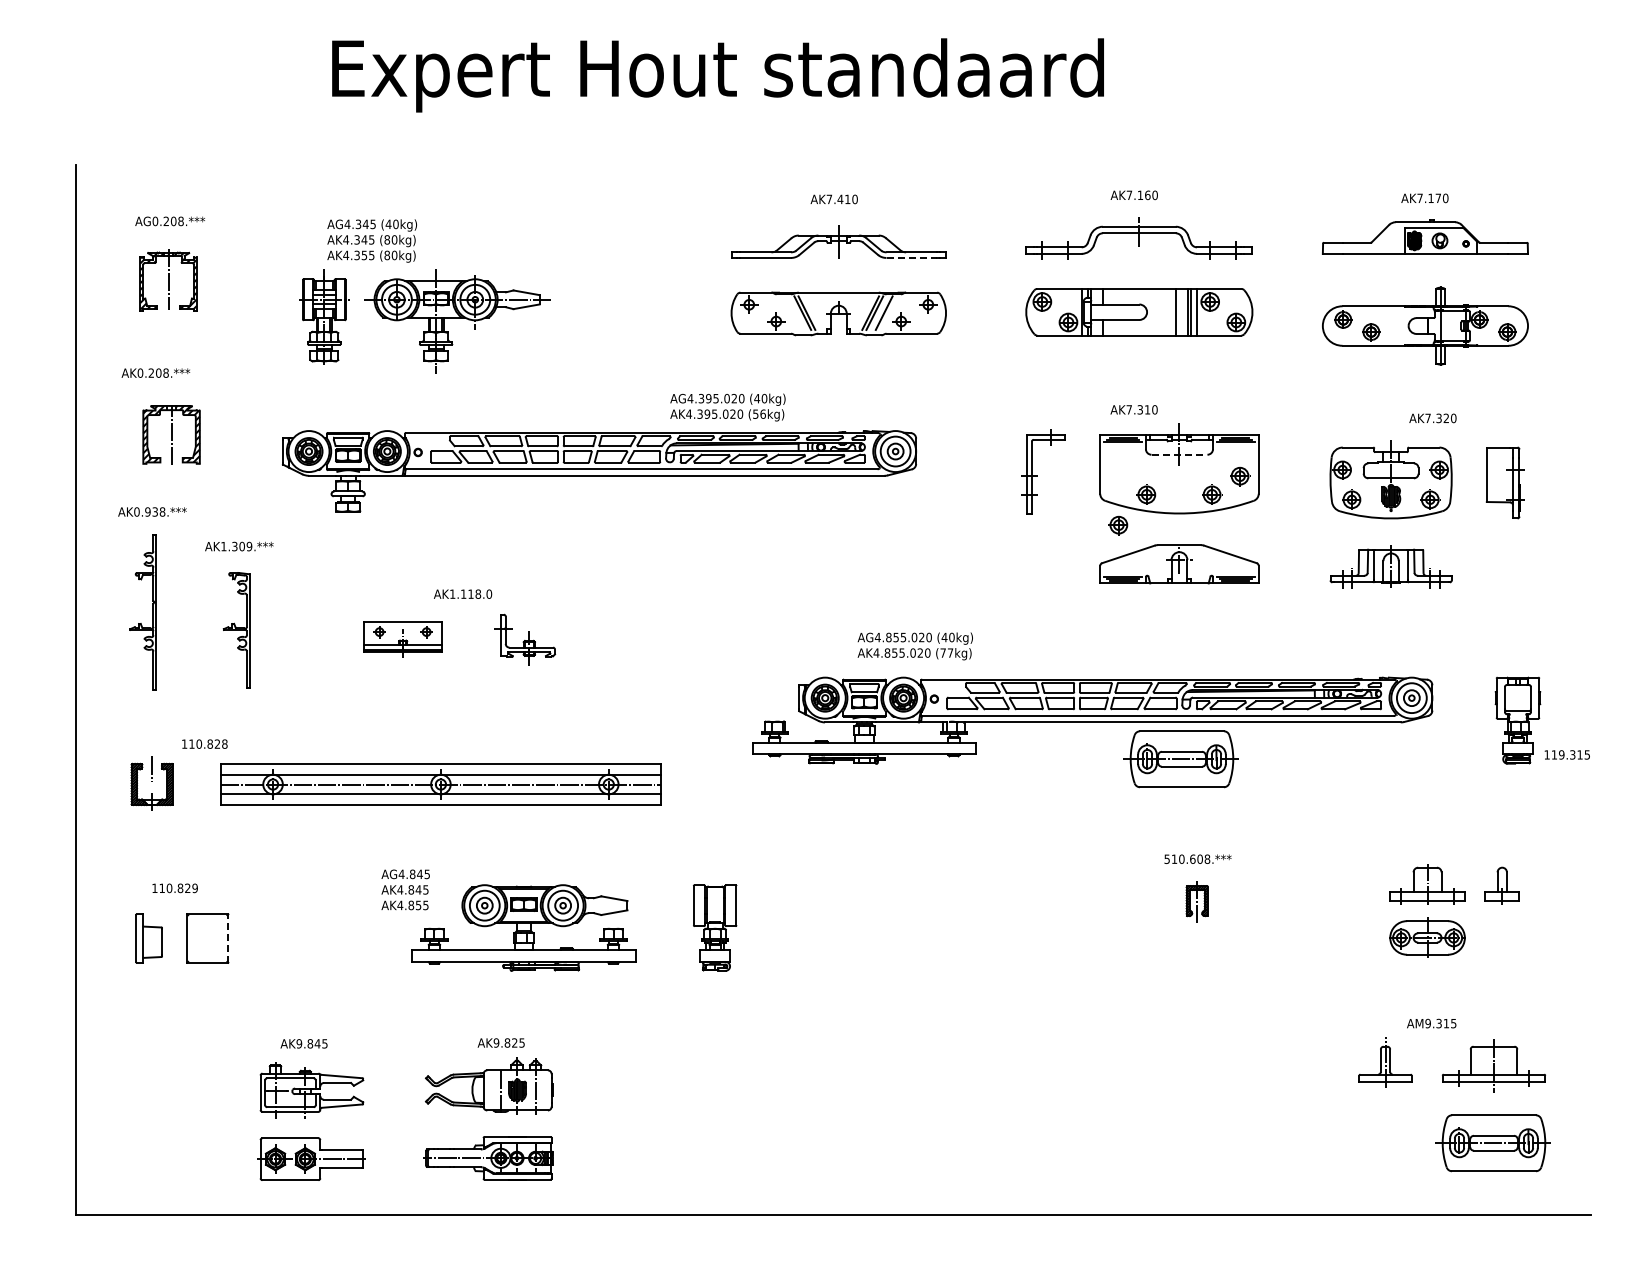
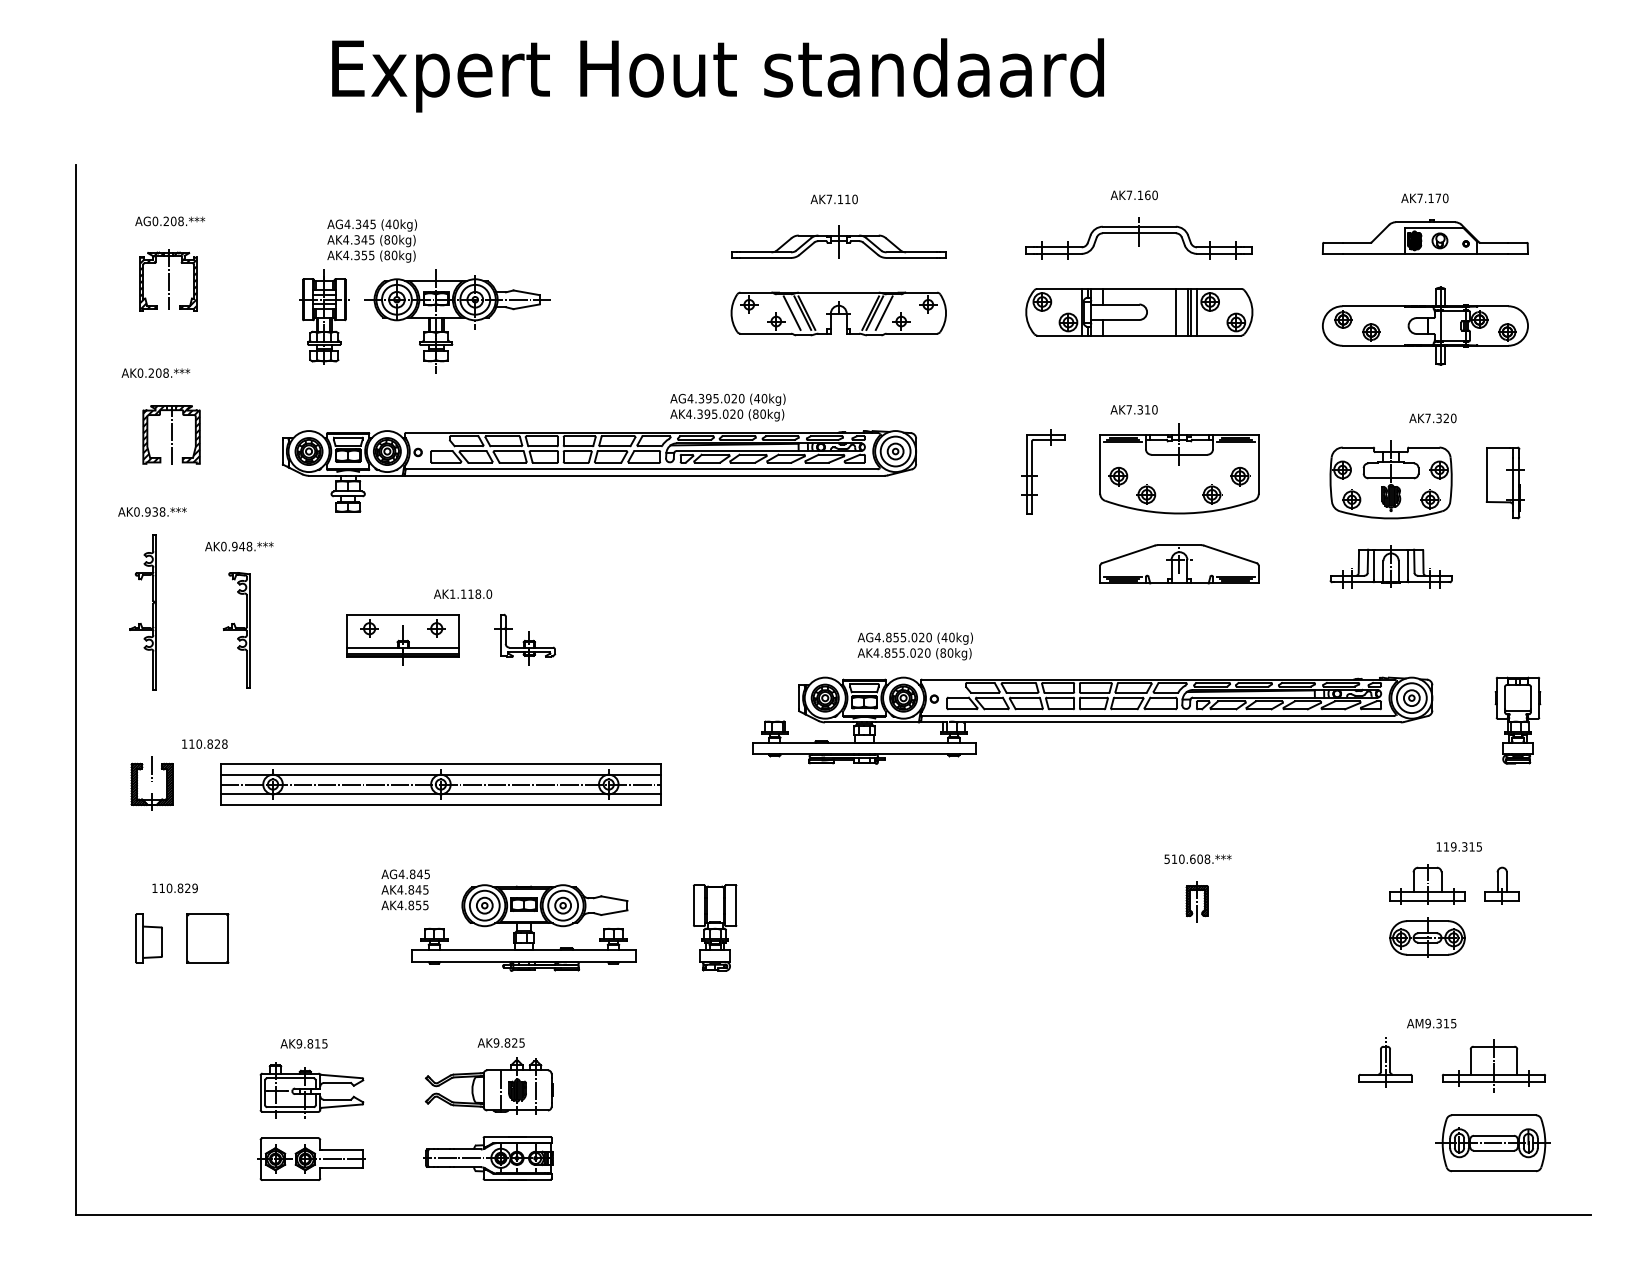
text: AK7.410 -> AK7.110 (840, 199)
line: dashed -> solid (912, 257)
line: none -> present (791, 312)
text: (56kg) -> (80kg) (759, 413)
line: dashed -> solid (1179, 454)
part position: (1118, 525) -> (1118, 476) (1118, 476)
text: AK1.309.*** -> AK0.948.*** (236, 546)
part size: 80x37 px -> 114x52 px (402, 639)
text: (77kg) -> (80kg) (946, 652)
text position: (1566, 754) -> (1458, 846) (1458, 846)
part: present -> none (1180, 759)
line: dashed -> solid (228, 938)
text: AK9.845 -> AK9.815 (317, 1043)
